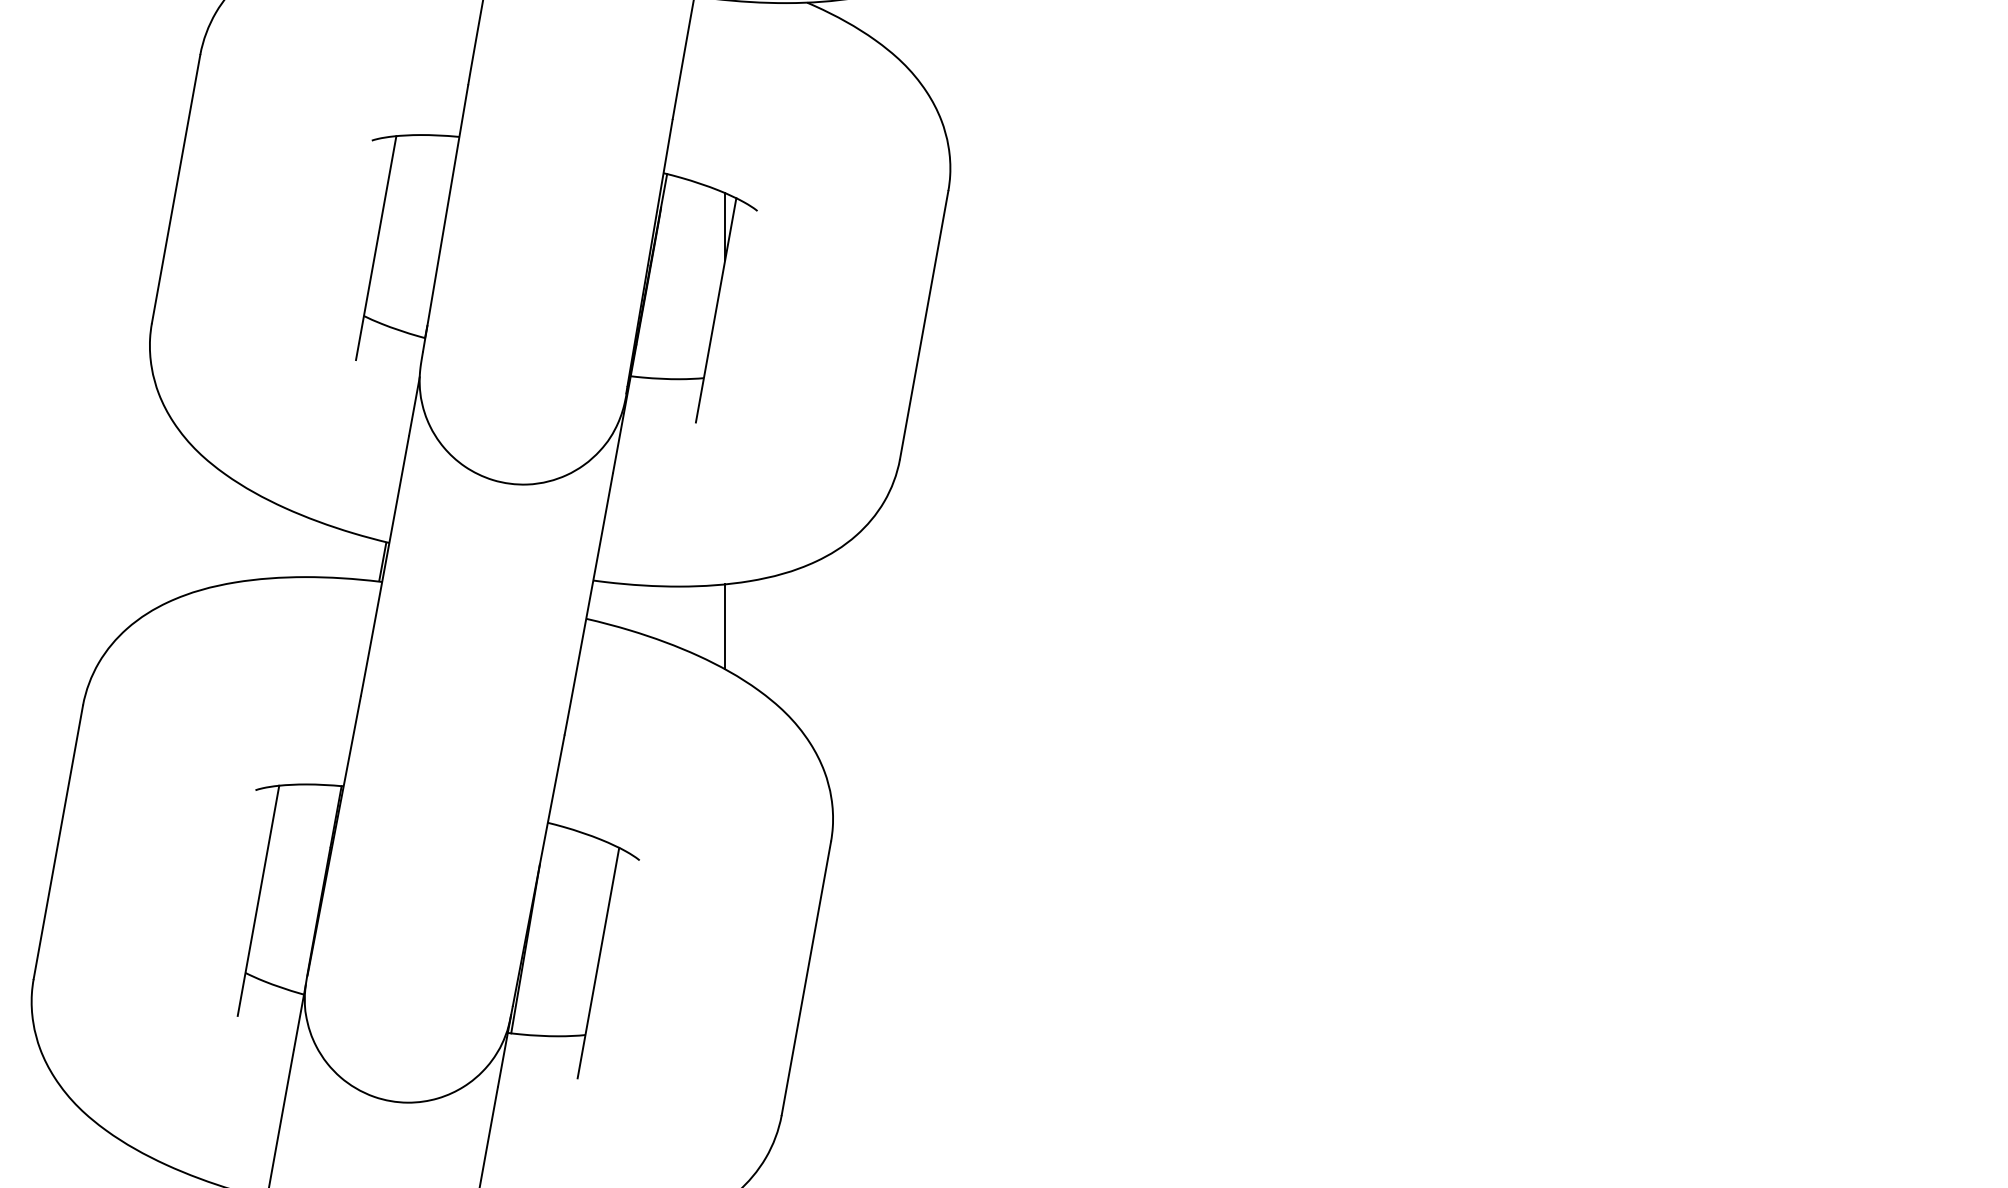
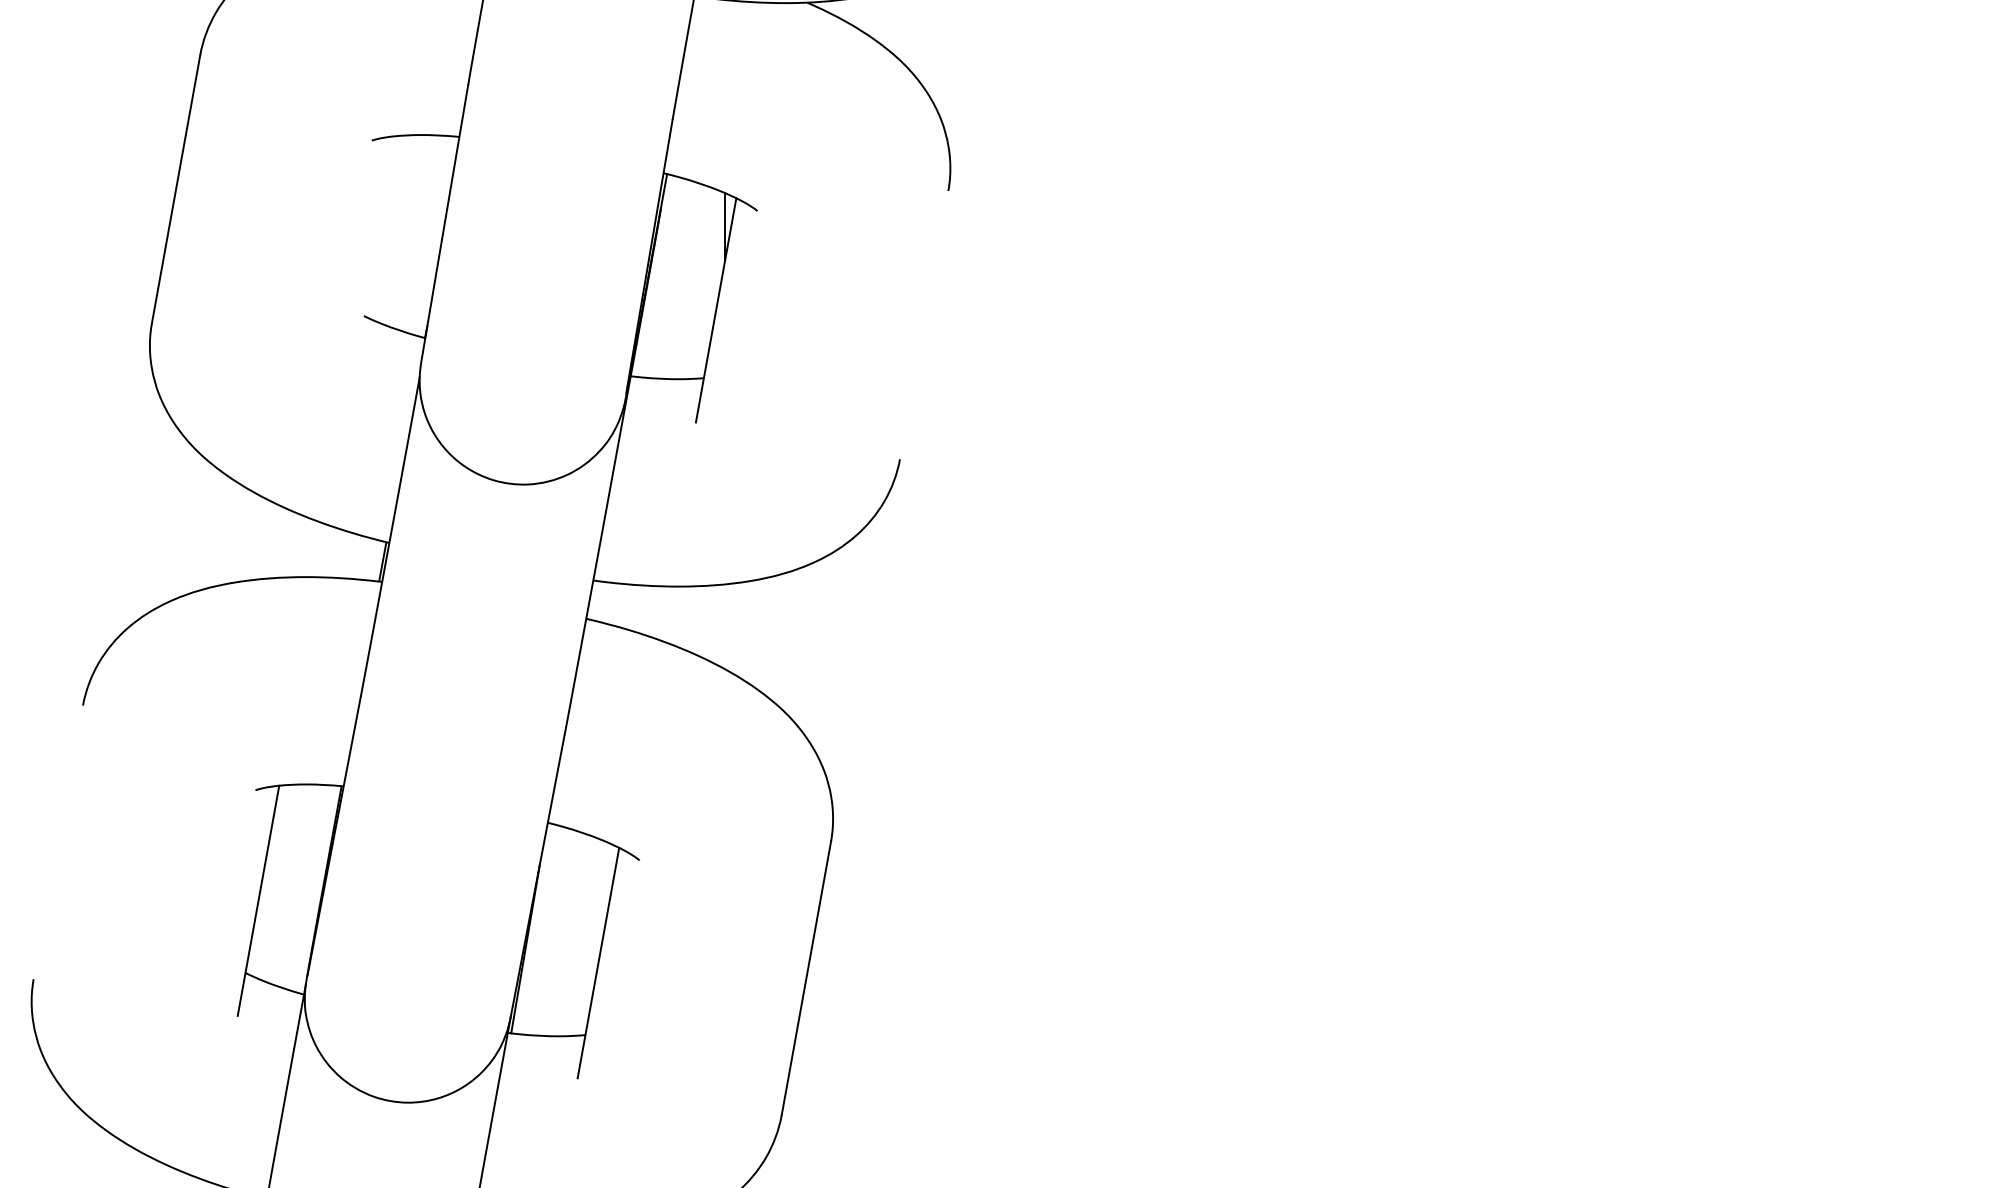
line: present -> none (376, 248)
line: present -> none (924, 325)
line: present -> none (725, 626)
line: present -> none (58, 842)
